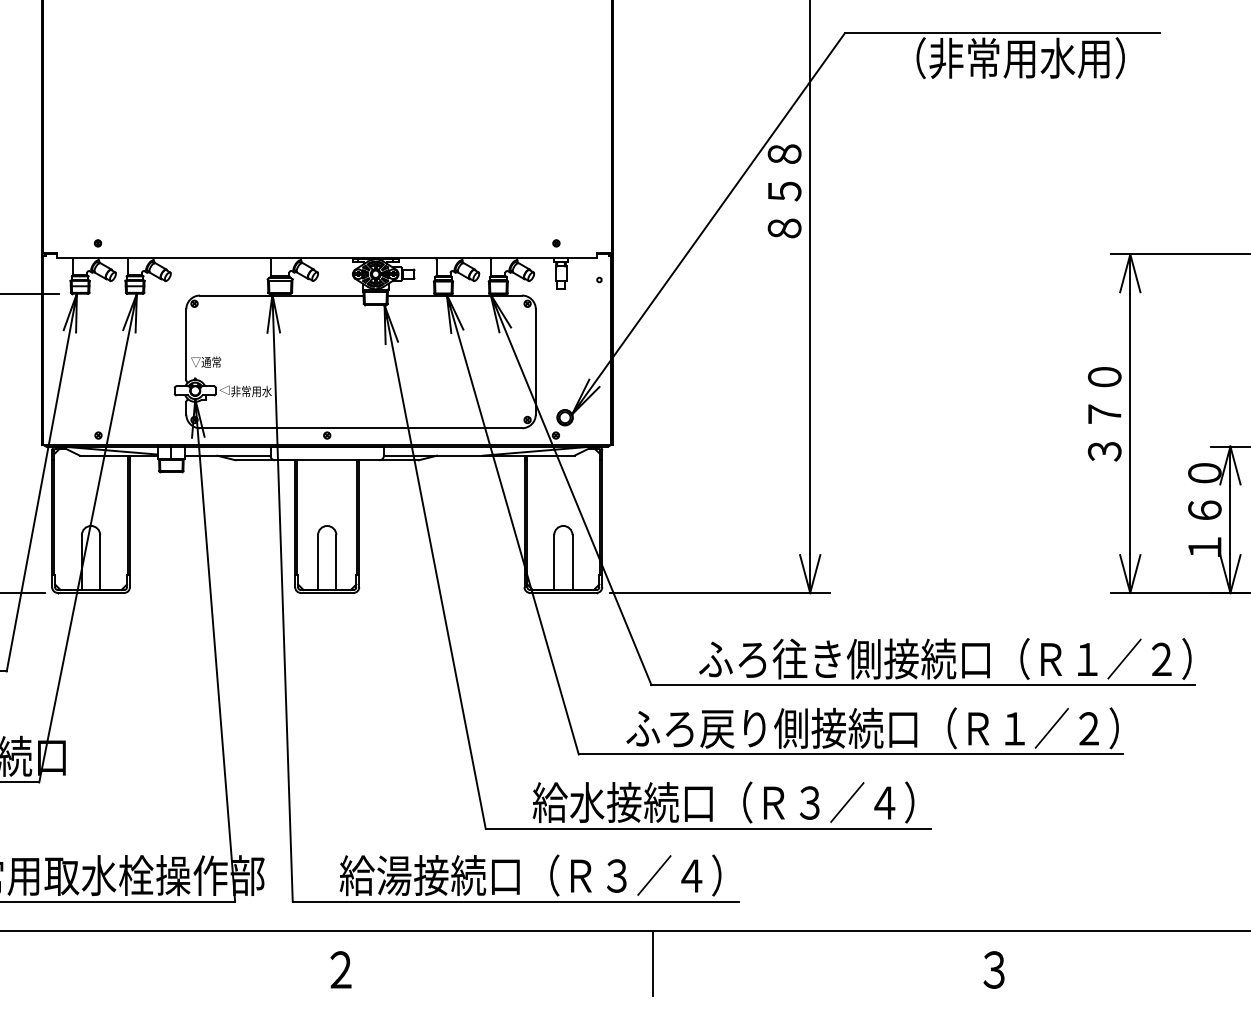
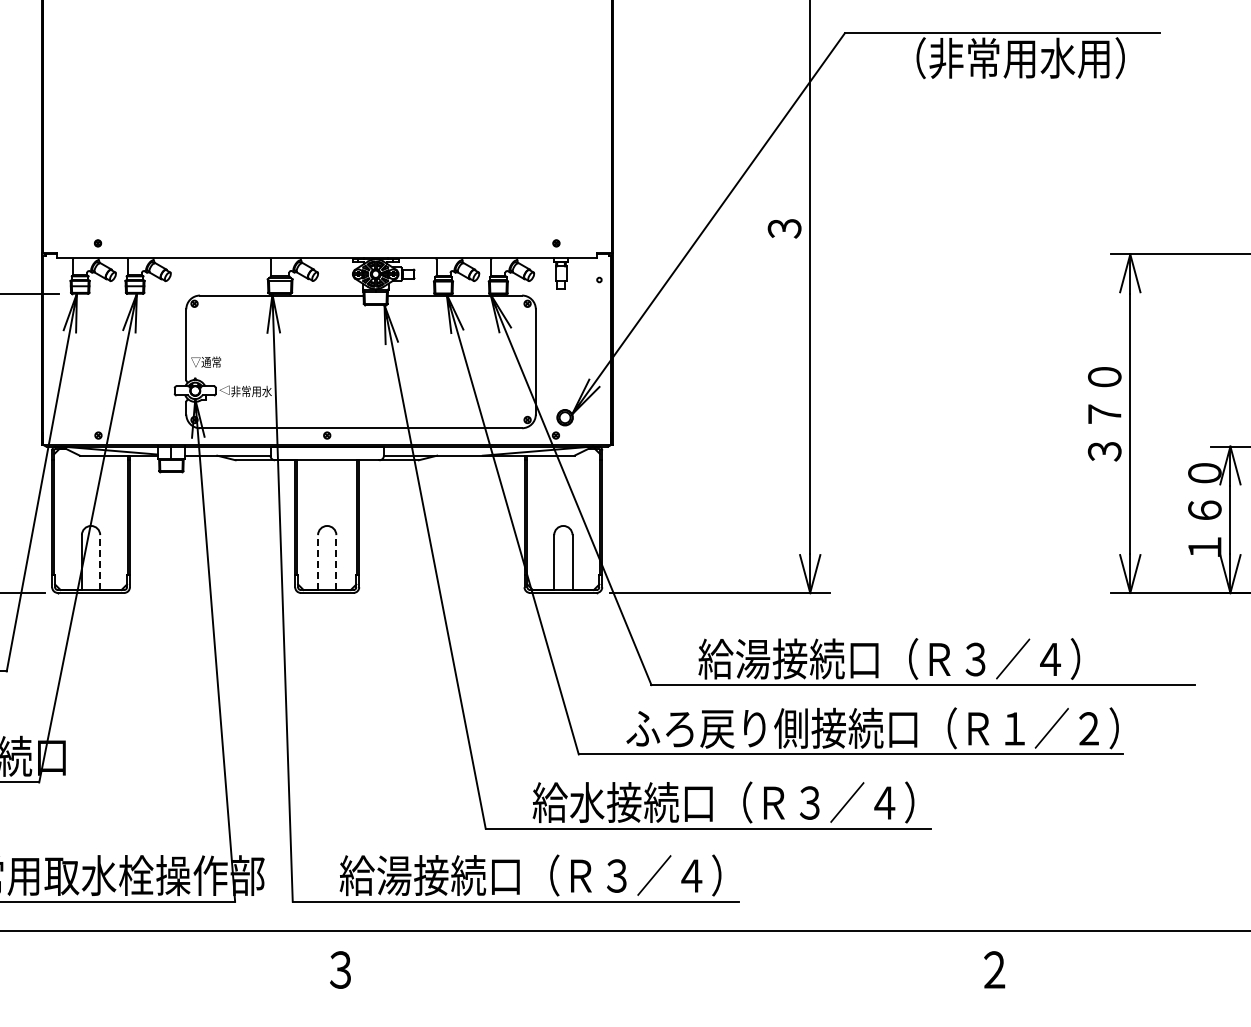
text: ８５８ -> ３ (784, 191)
line: solid -> dashed (100, 562)
line: solid -> dashed (318, 562)
line: solid -> dashed (336, 562)
text: ふろ往き側接続口（Ｒ１／２） -> 給湯接続口（Ｒ３／４） (944, 658)
line: present -> none (653, 963)
text: ２ -> ３ (340, 969)
text: ３ -> ２ (994, 969)
